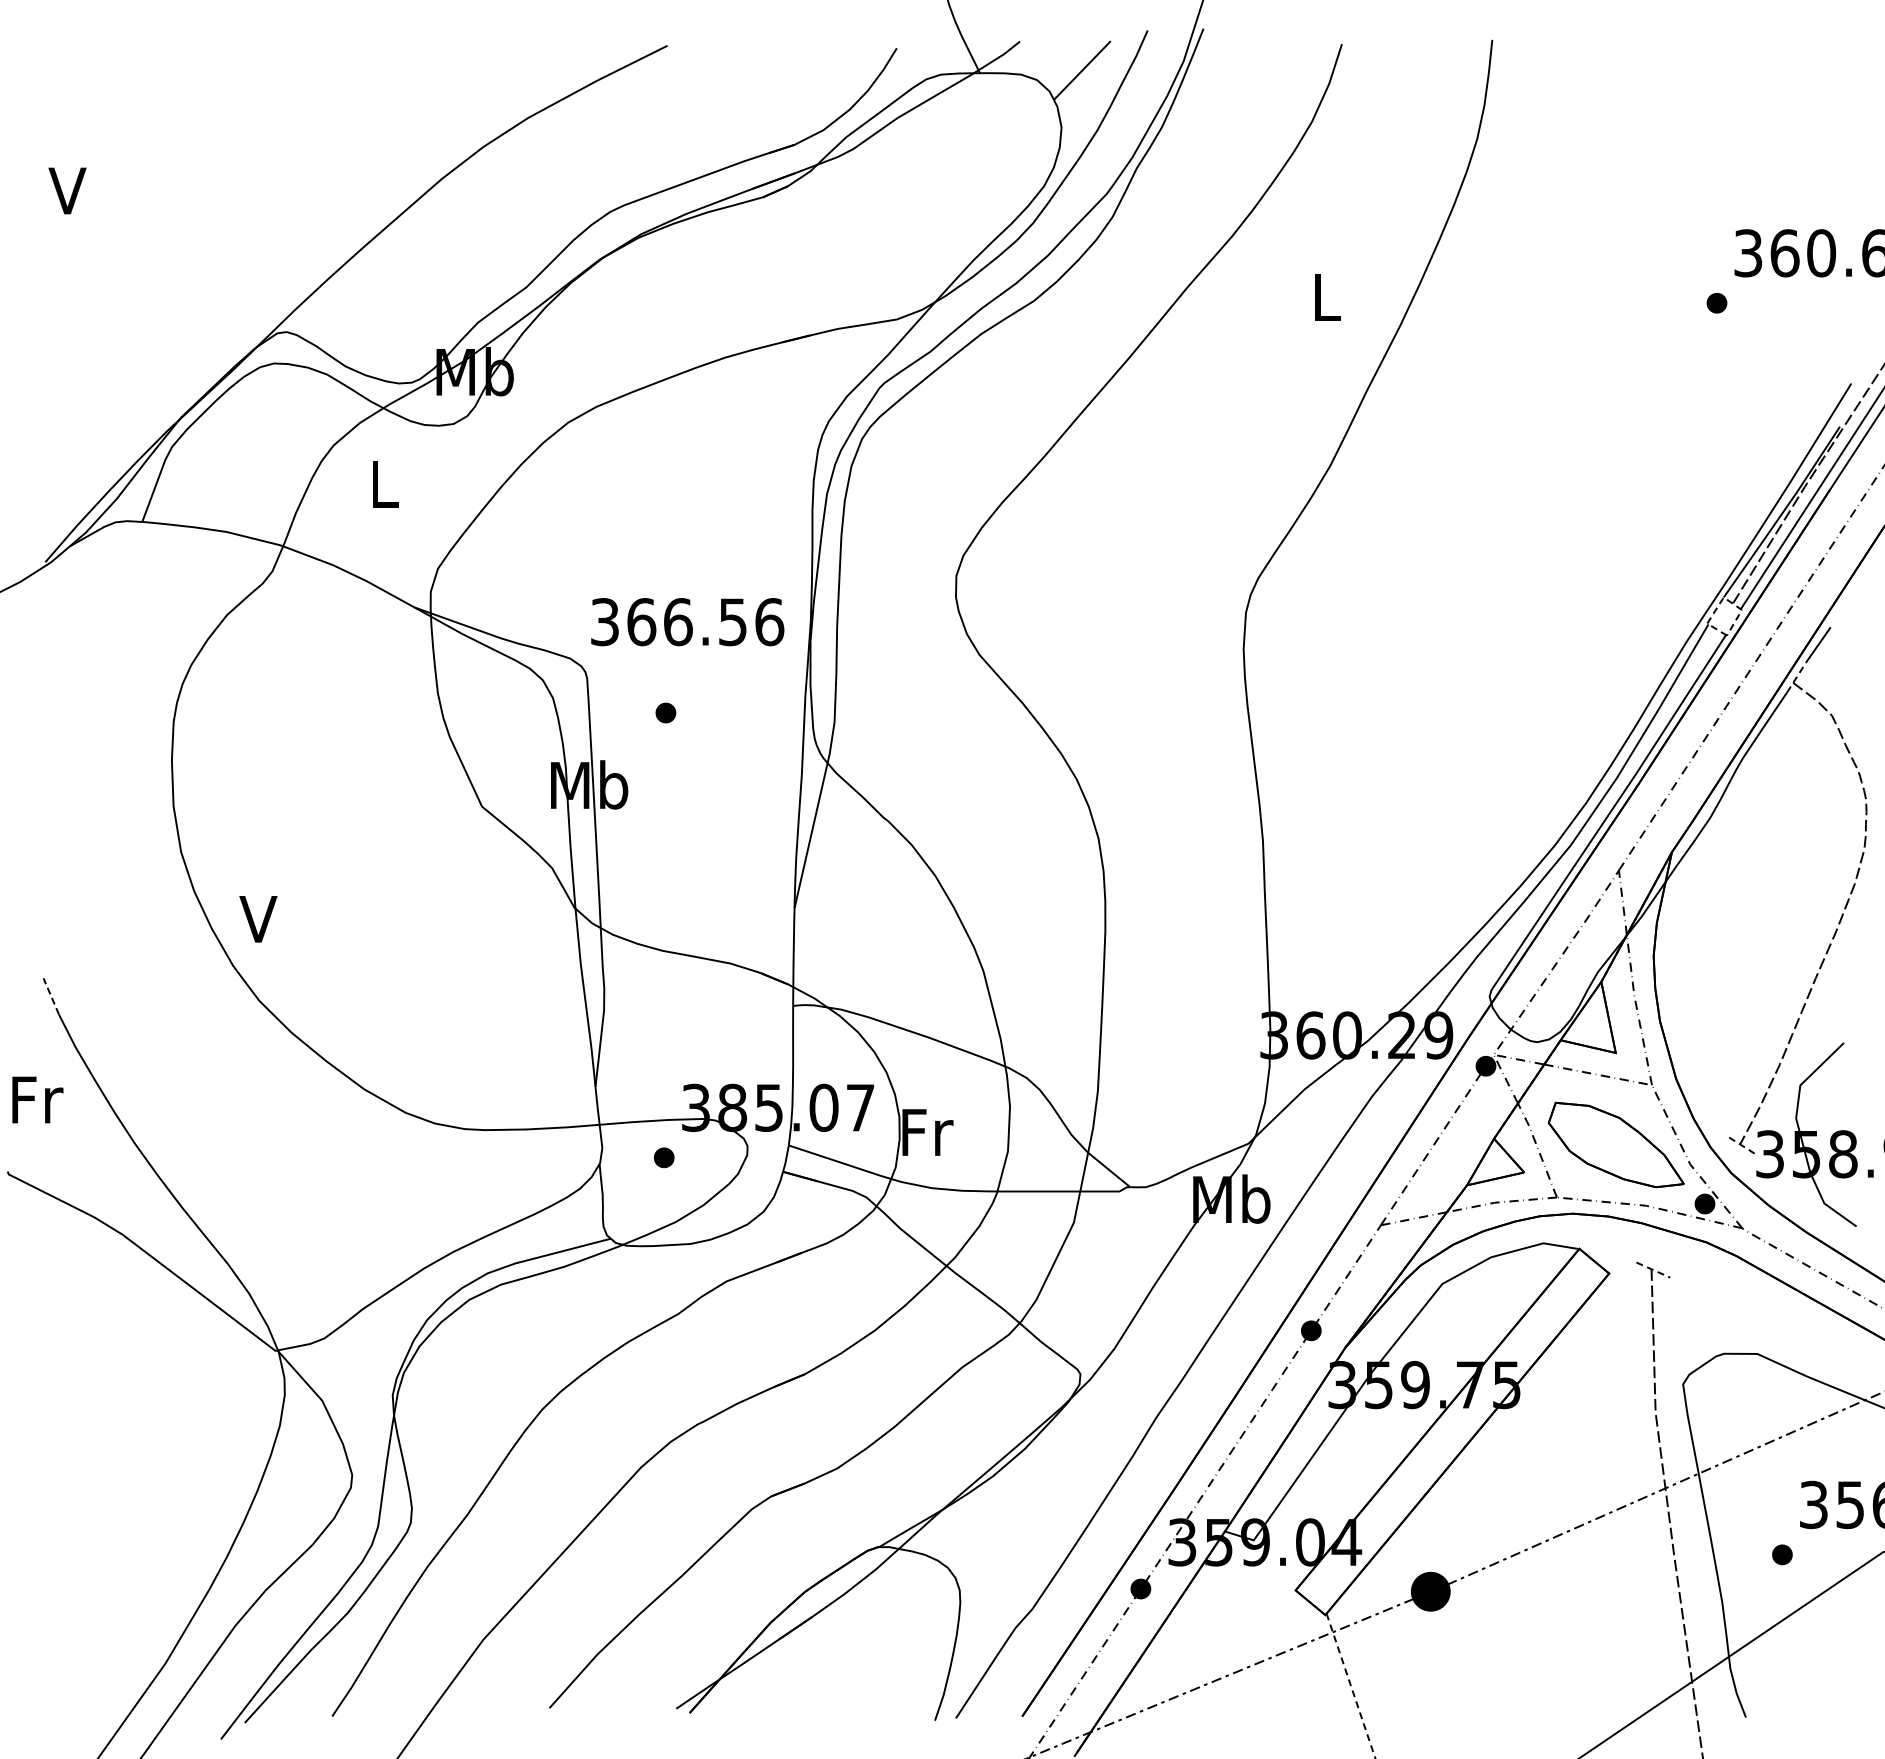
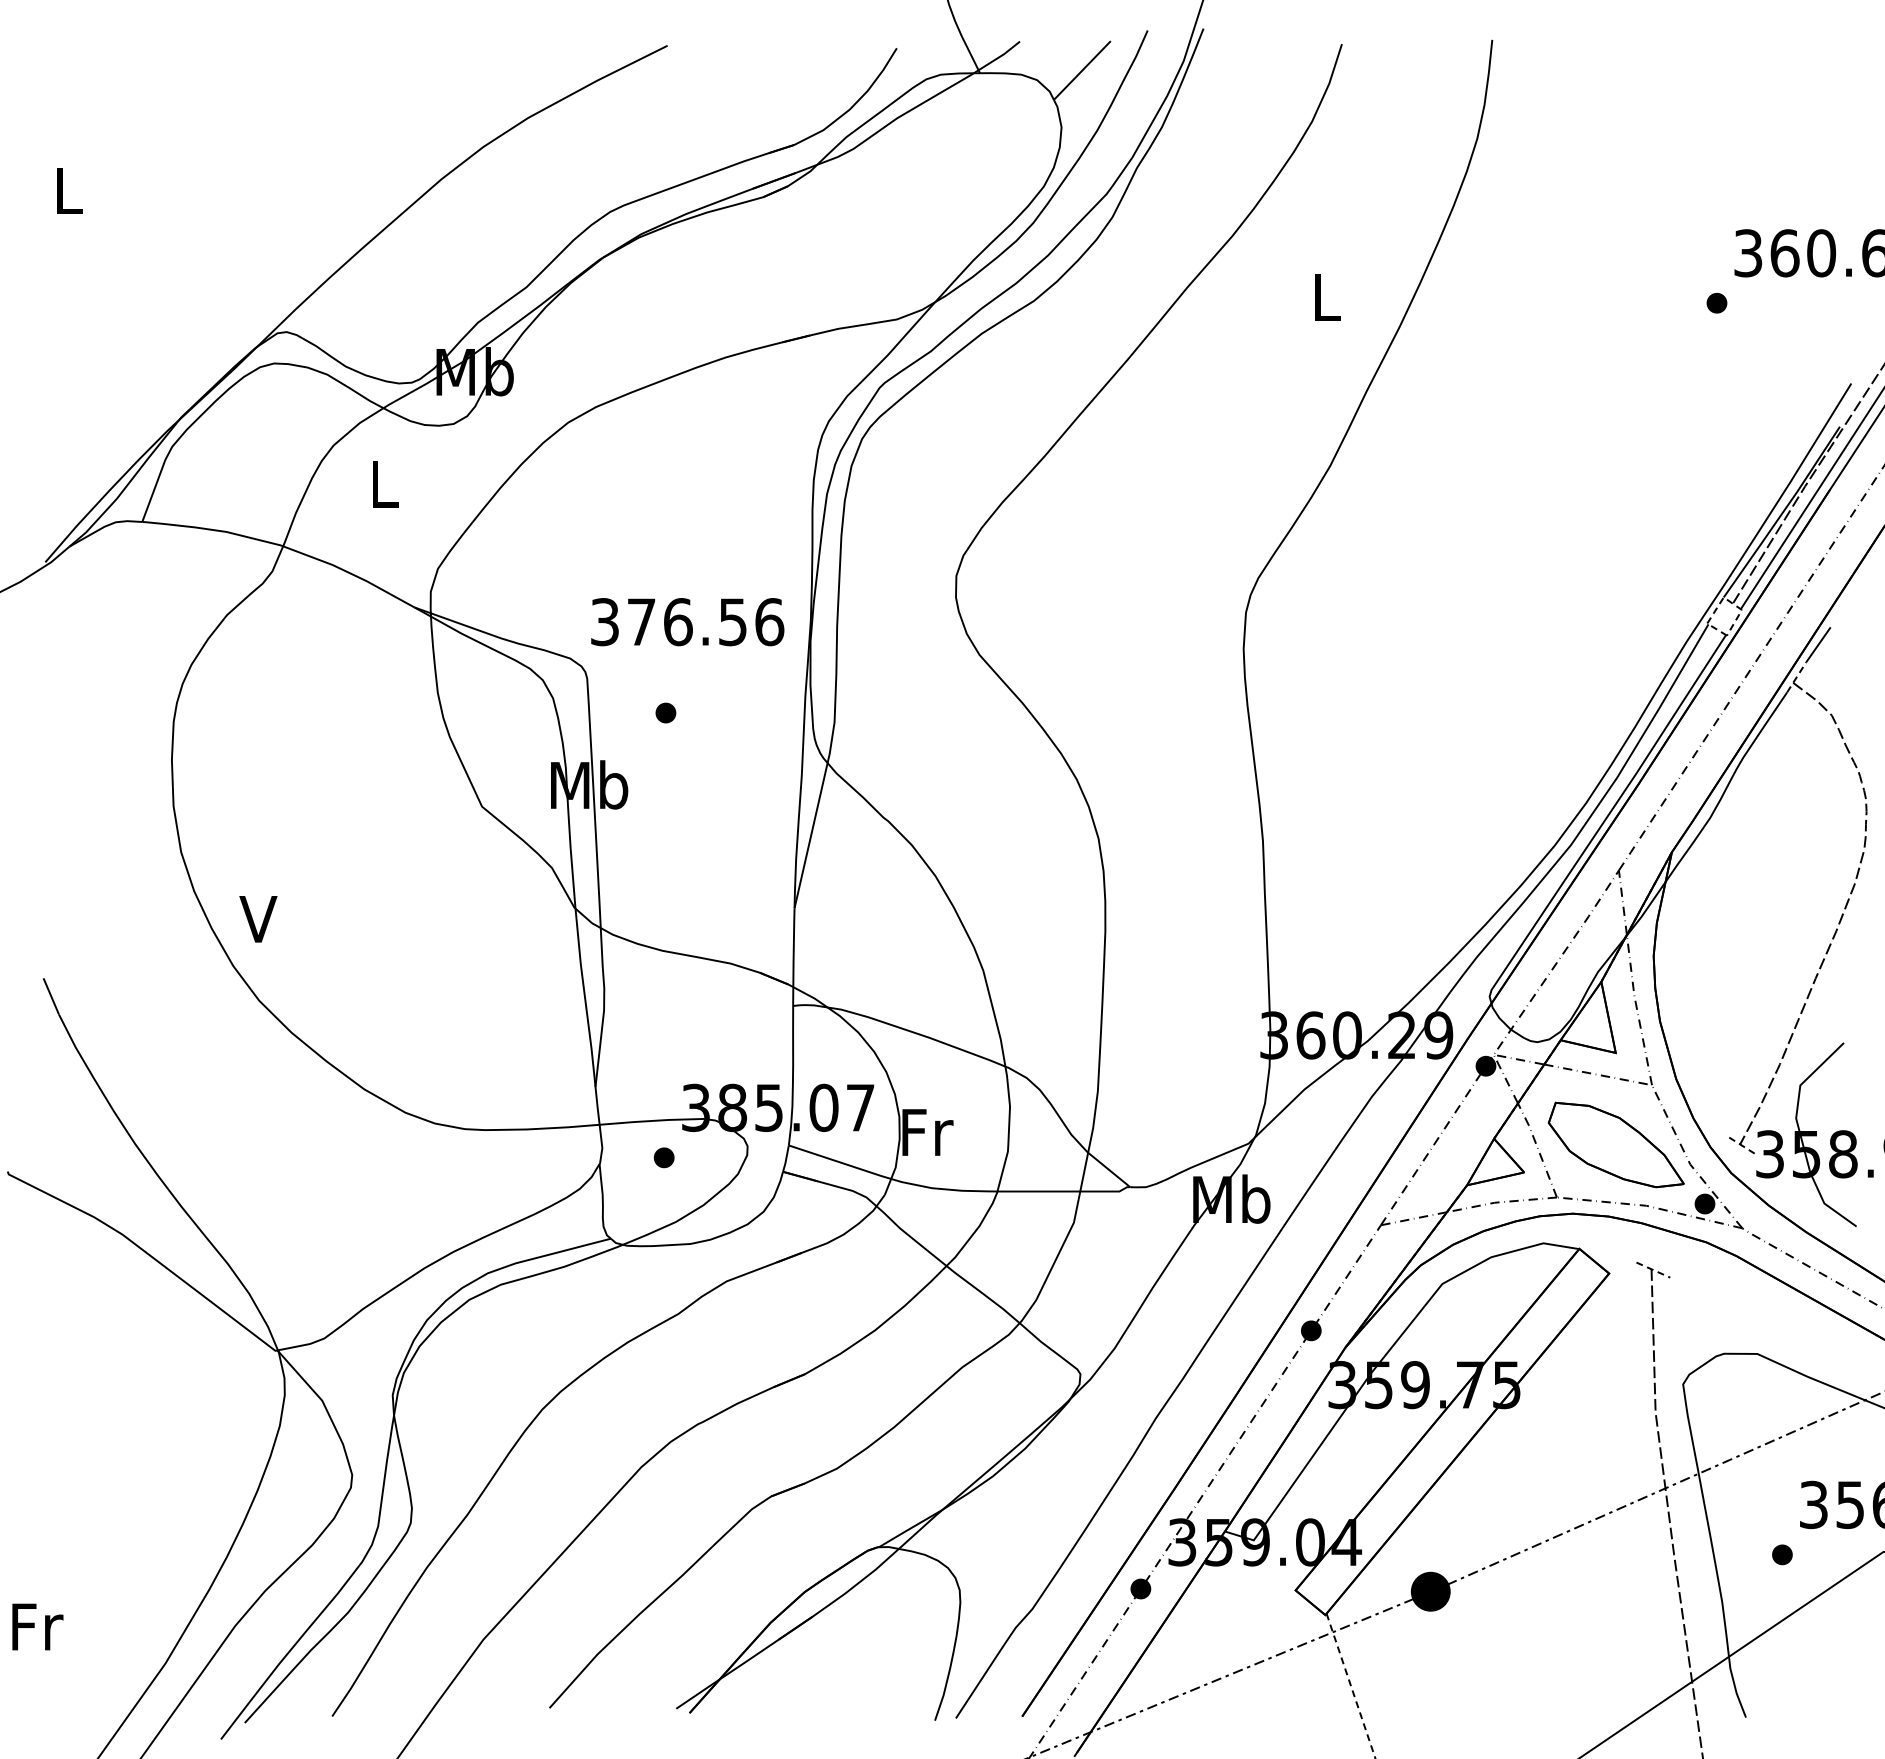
text: V -> L (67, 190)
text: 366.56 -> 376.56 (641, 622)
line: dashed -> solid (51, 996)
text position: (37, 1099) -> (37, 1626) (37, 1626)
